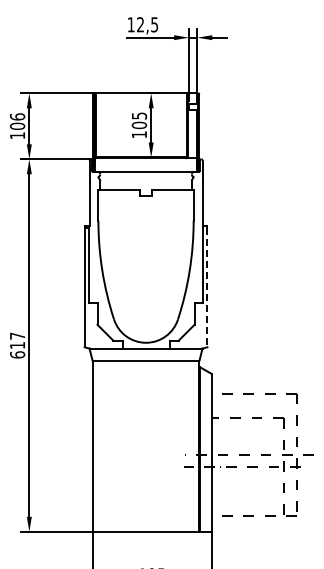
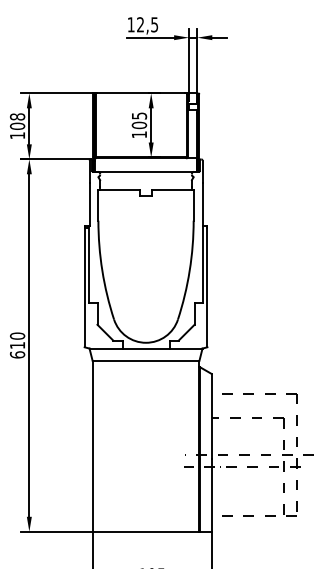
text: 106 -> 108 (17, 116)
line: dashed -> solid (207, 287)
text: 617 -> 610 (17, 335)
